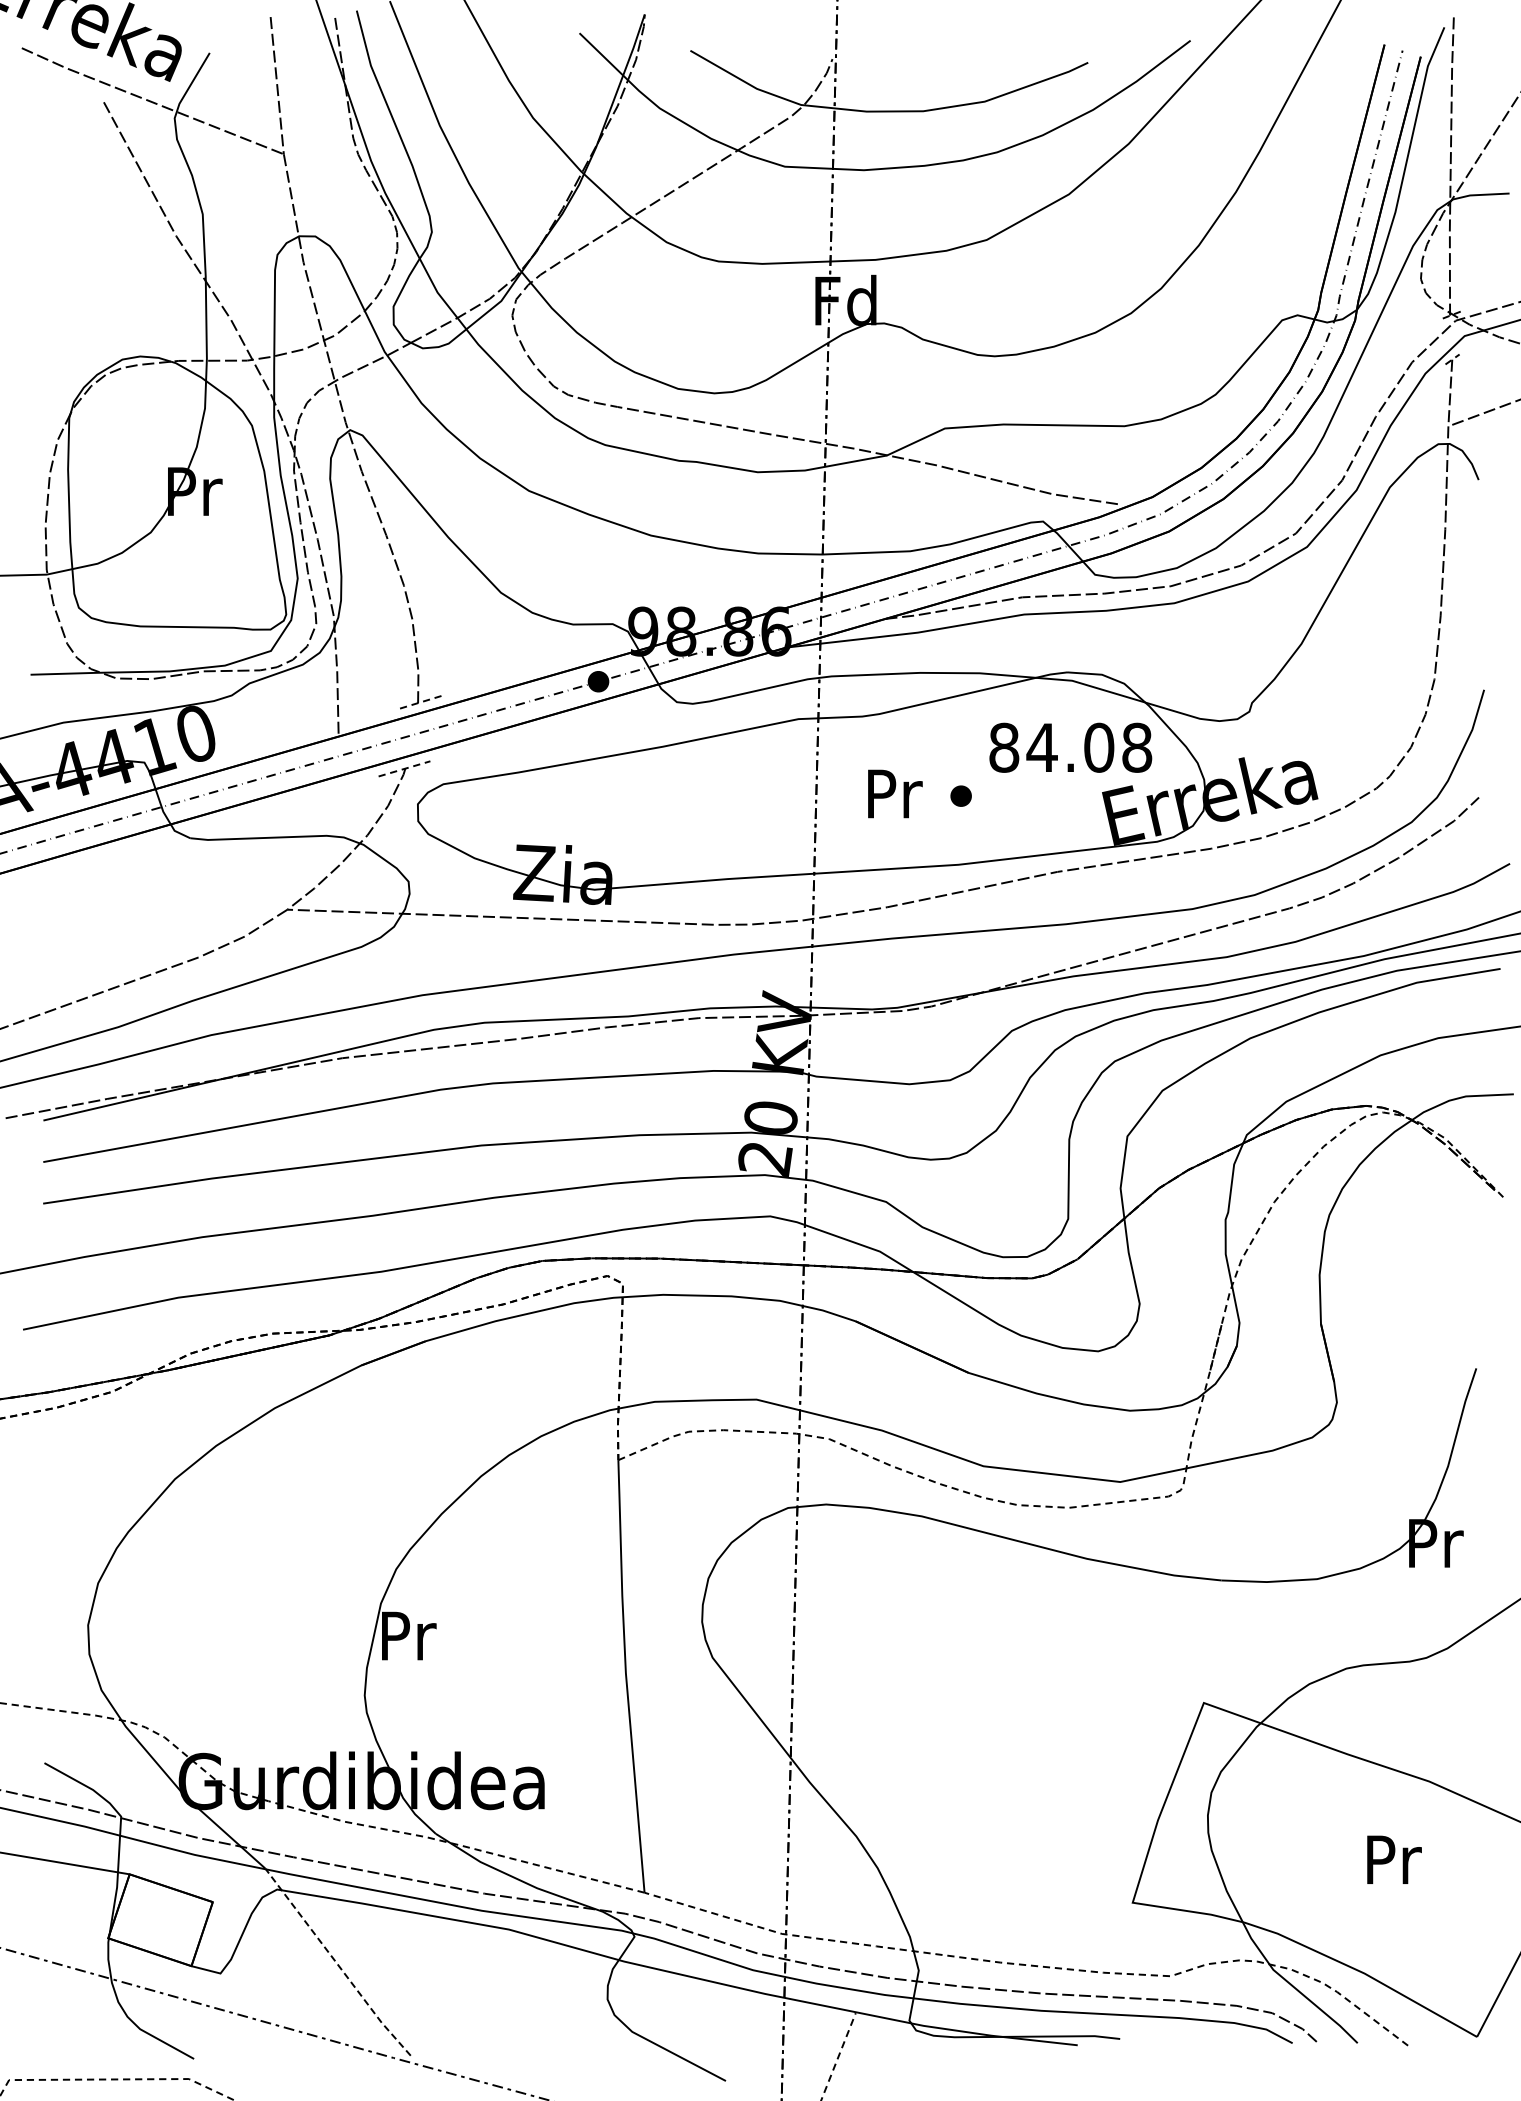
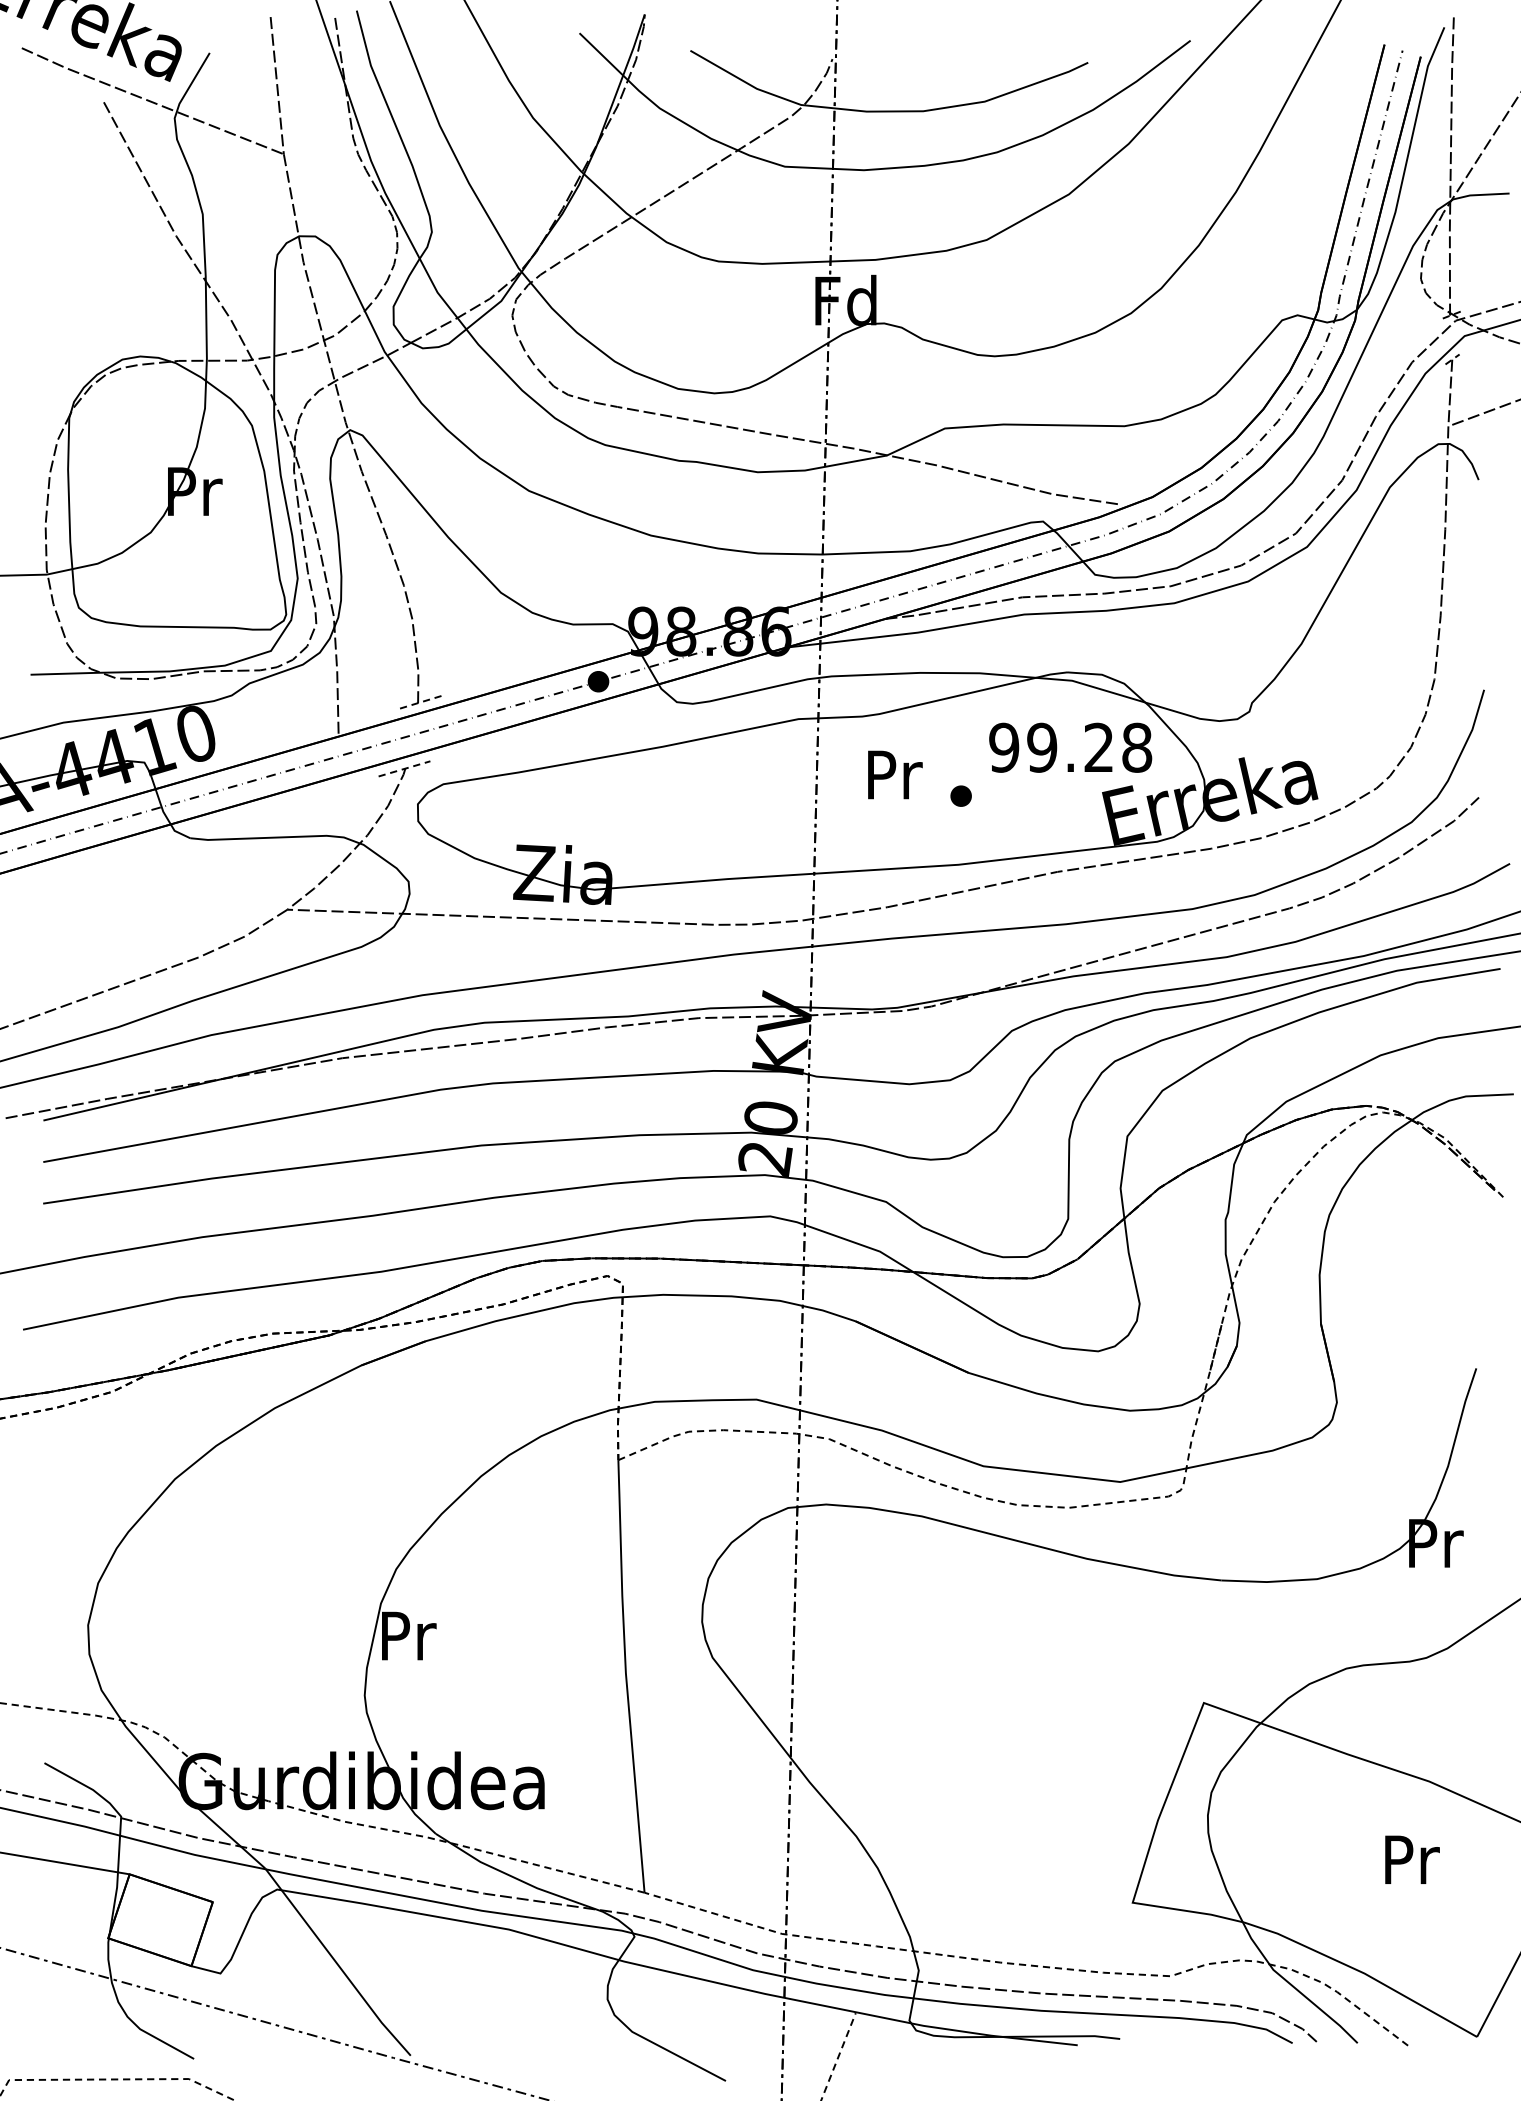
text: 84.08 -> 99.28 (1051, 747)
text position: (895, 793) -> (895, 774) (895, 774)
text position: (1394, 1859) -> (1412, 1859) (1412, 1859)
line: dashed -> solid (336, 1963)
